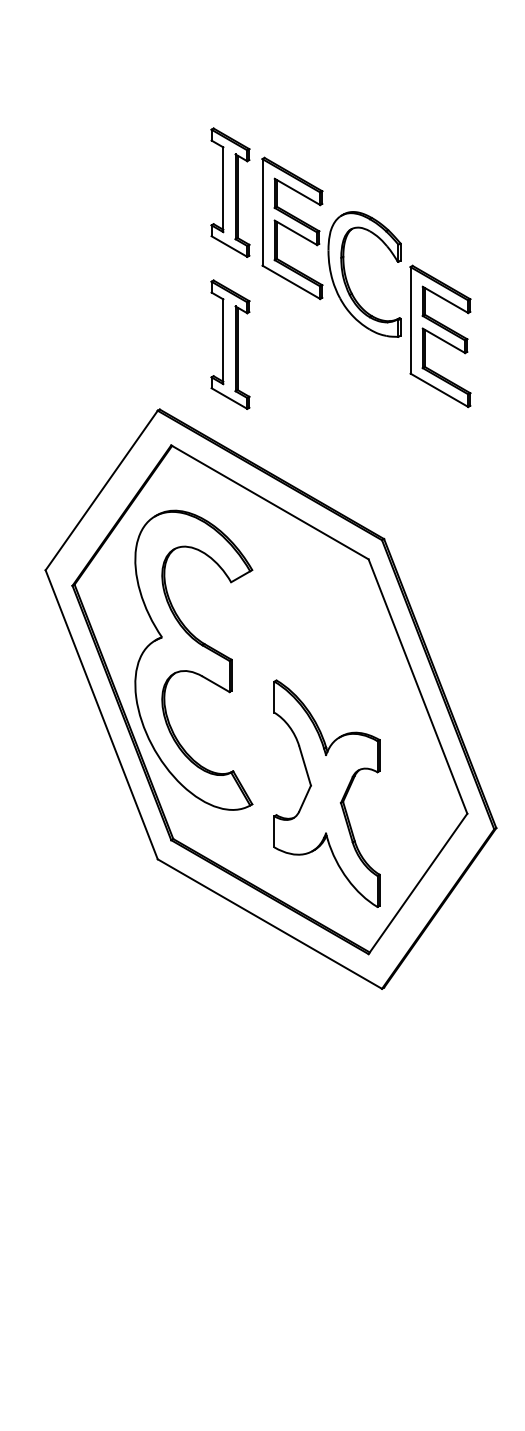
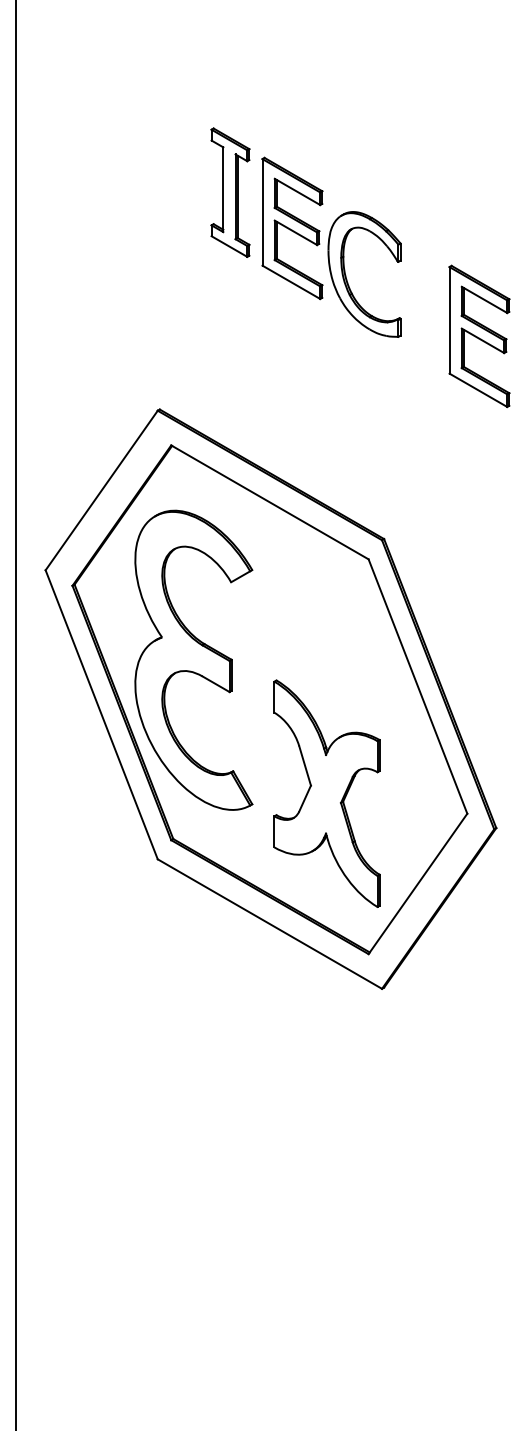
part position: (440, 336) -> (479, 336) (479, 336)
part: present -> none (230, 344)
line: none -> present (15, 714)
